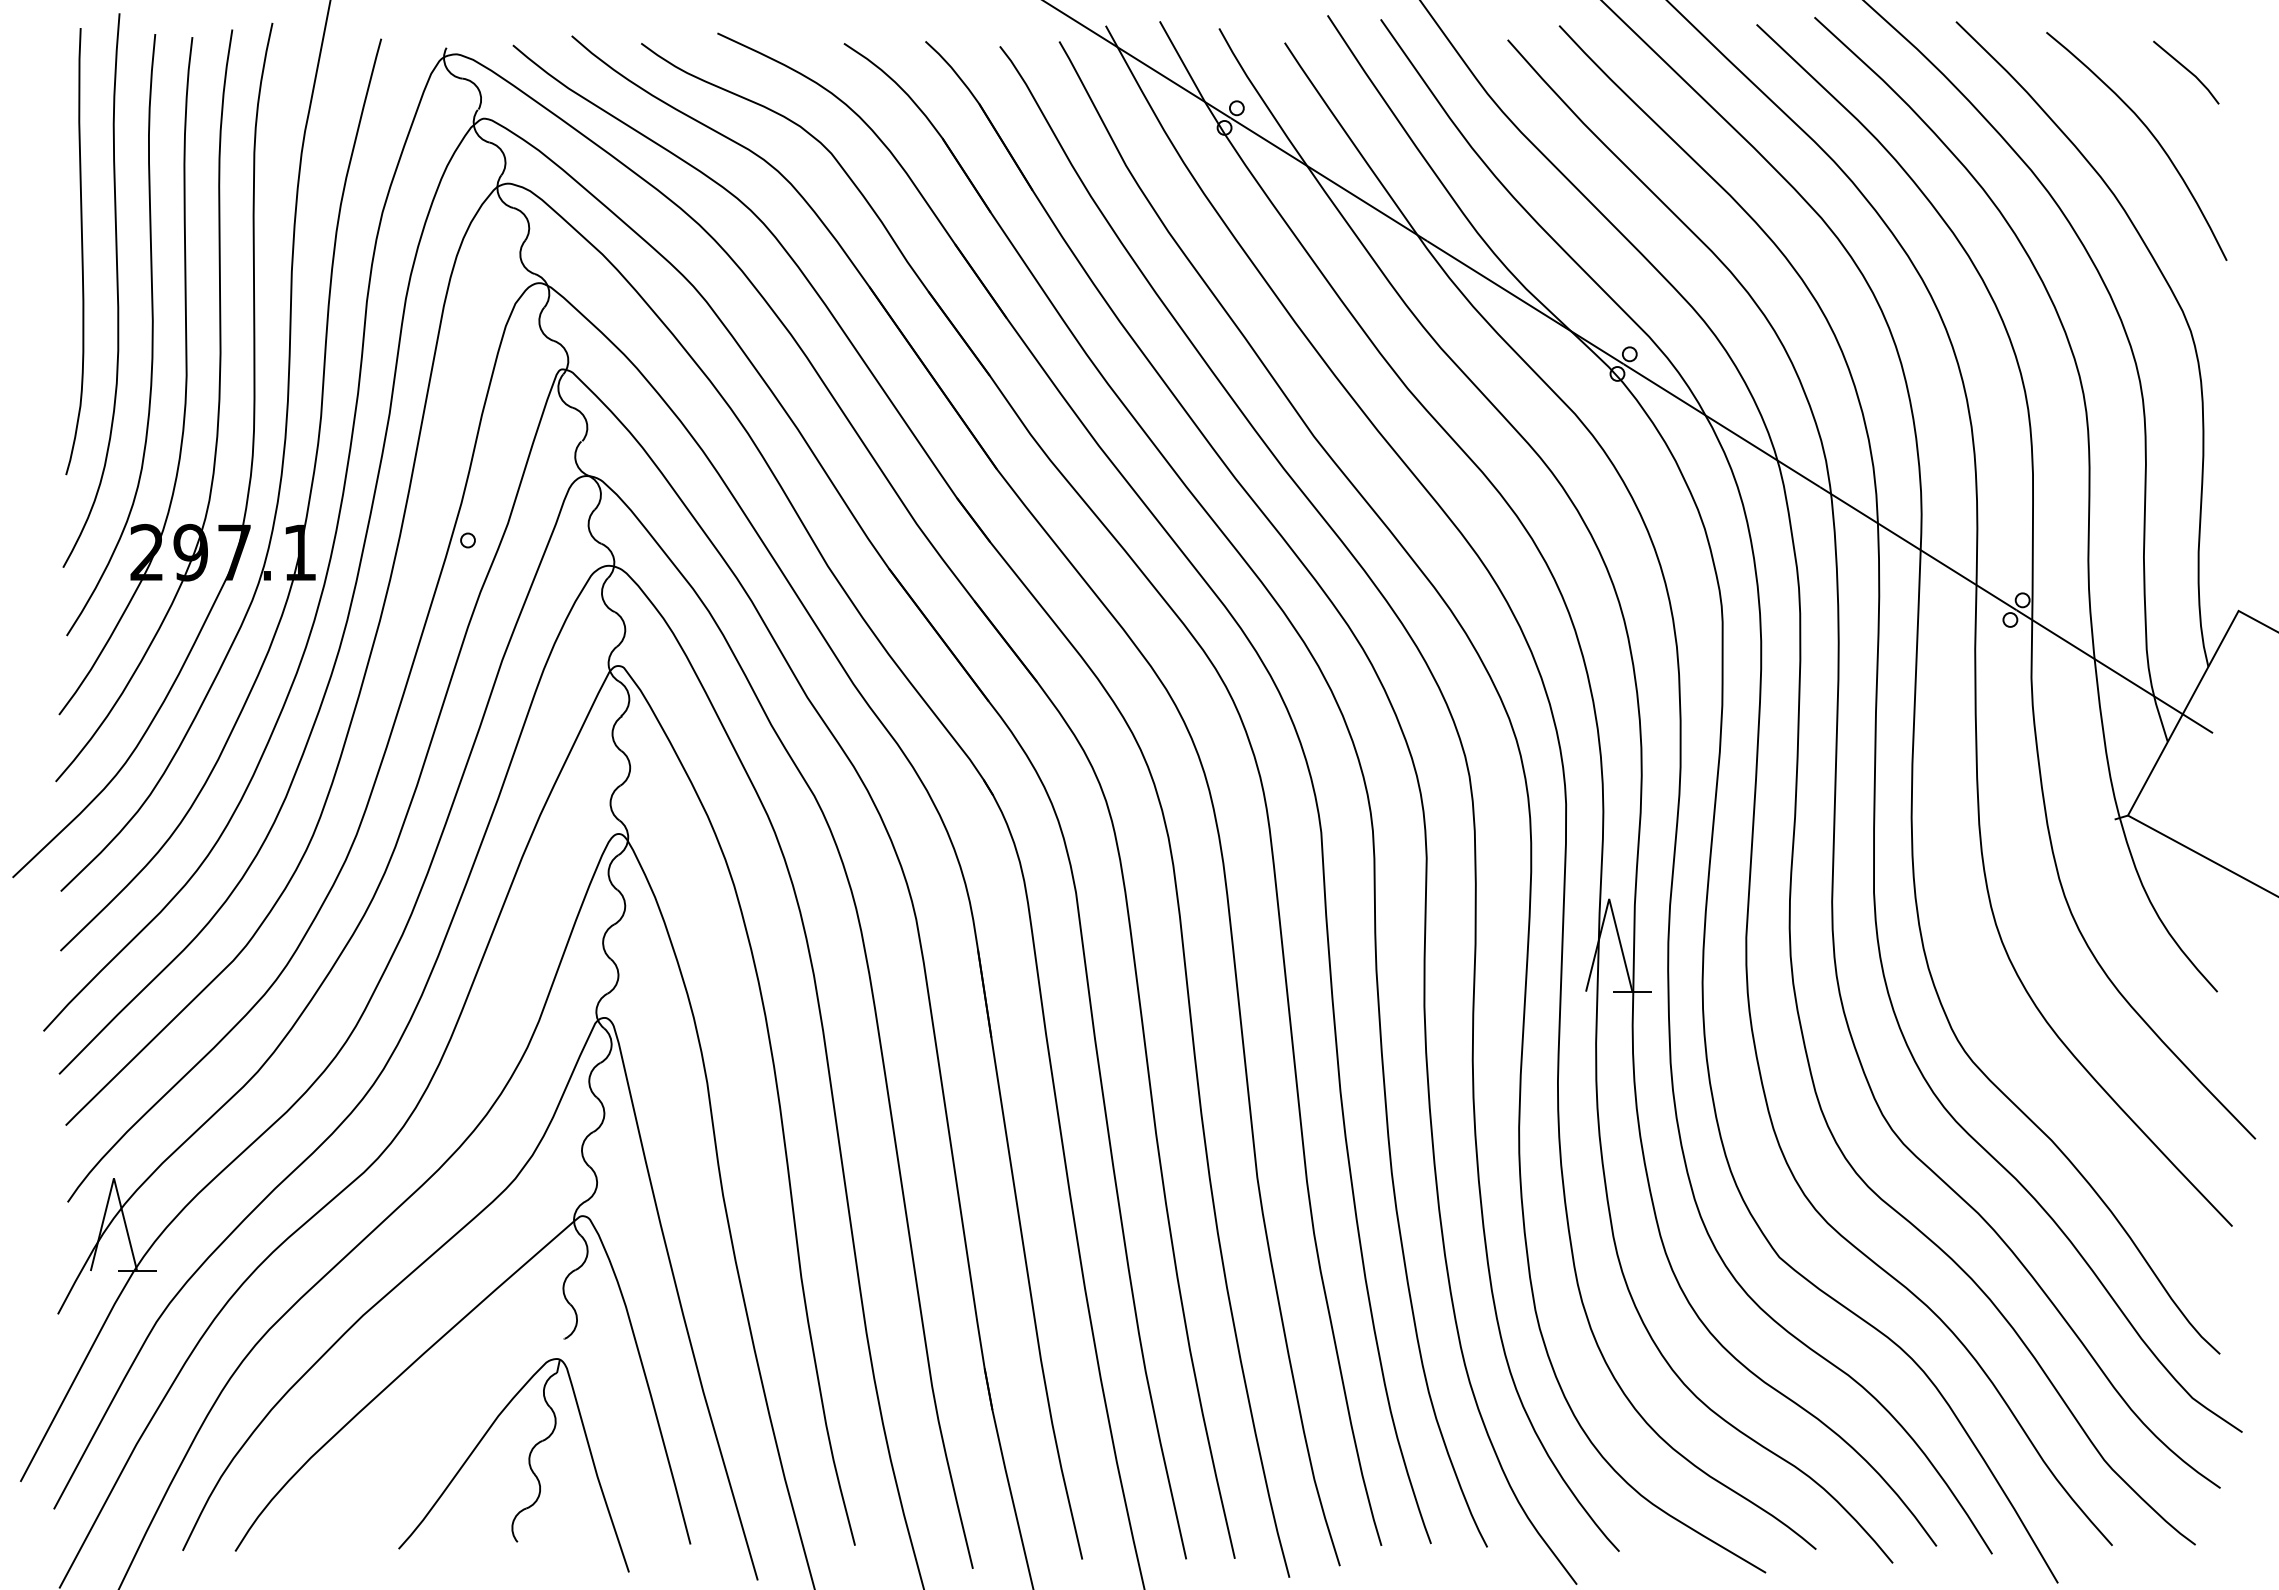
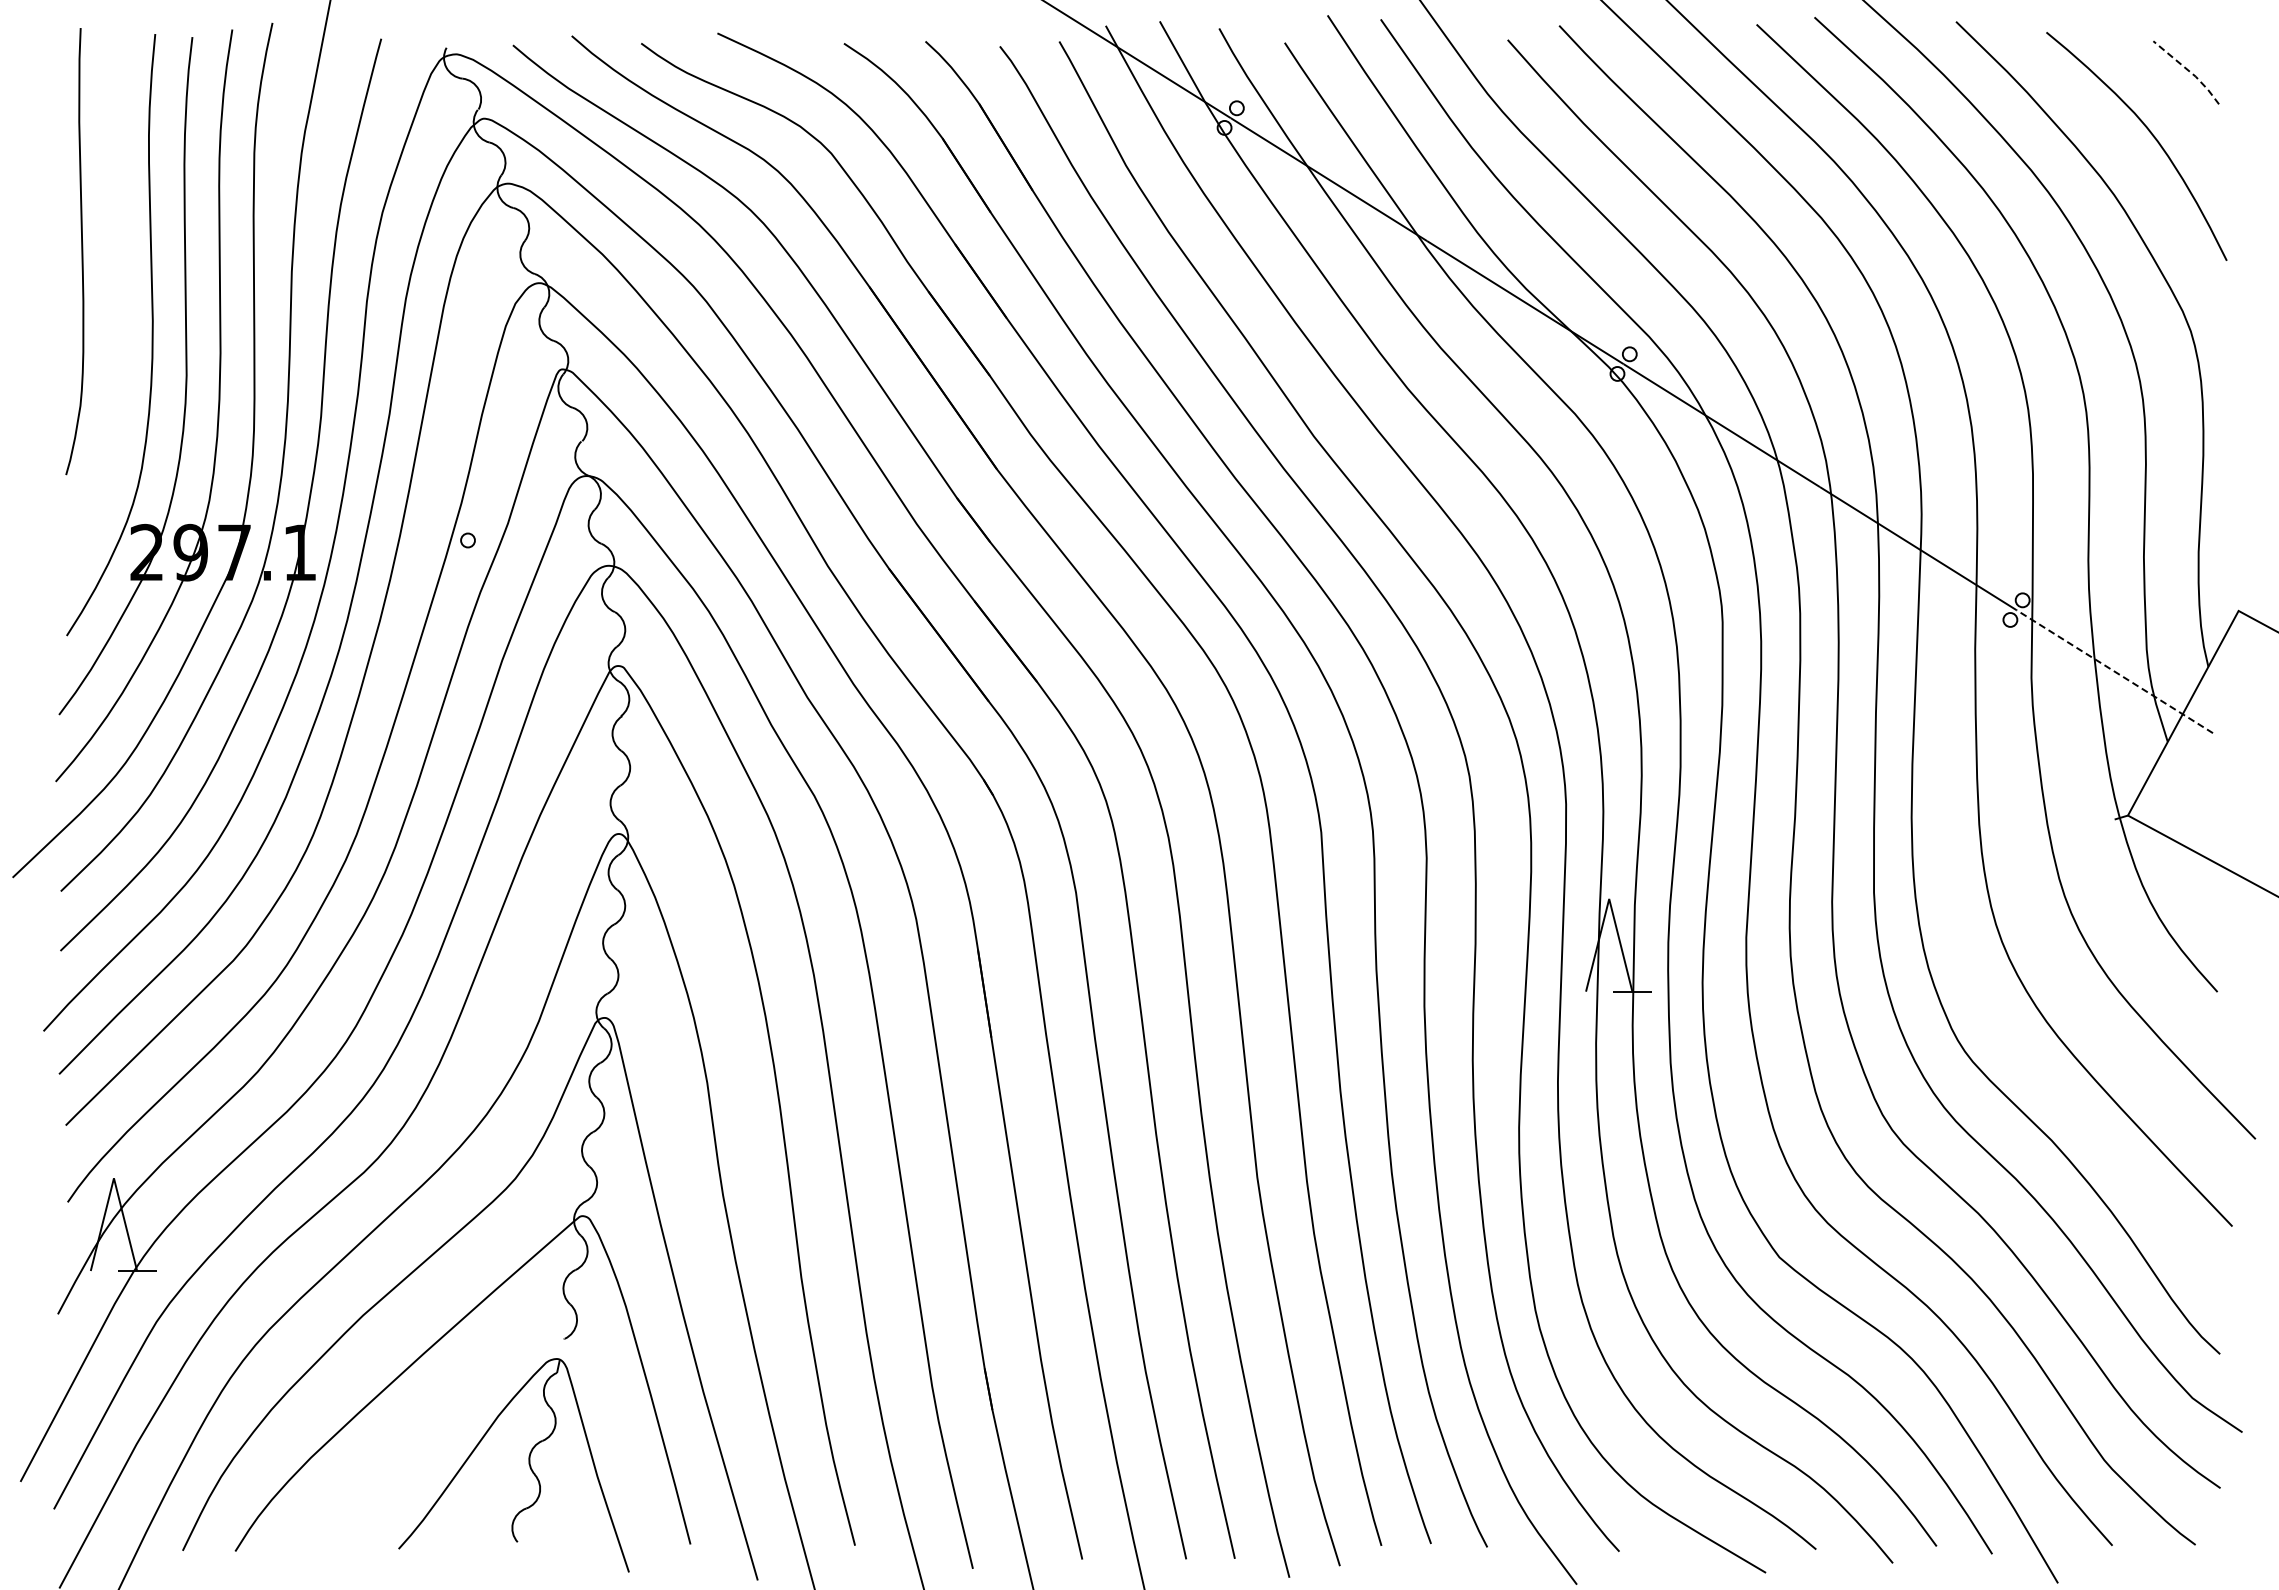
line: solid -> dashed (2189, 71)
curve: present -> none (116, 290)
line: solid -> dashed (2114, 671)
